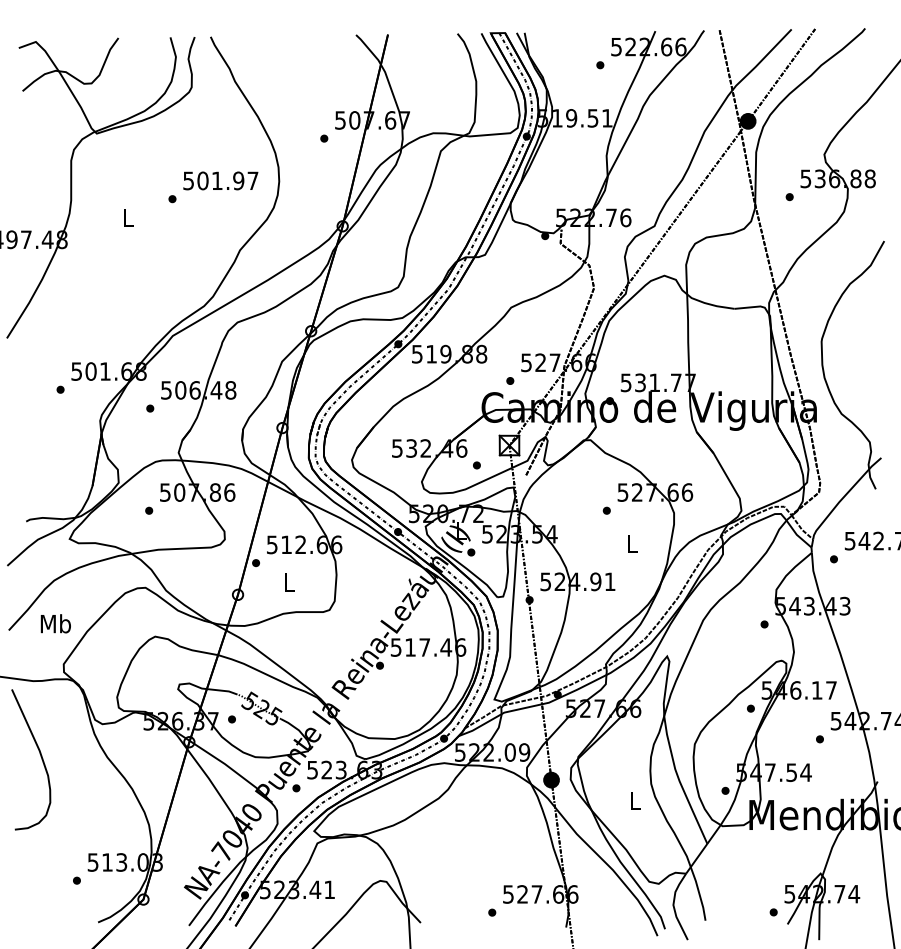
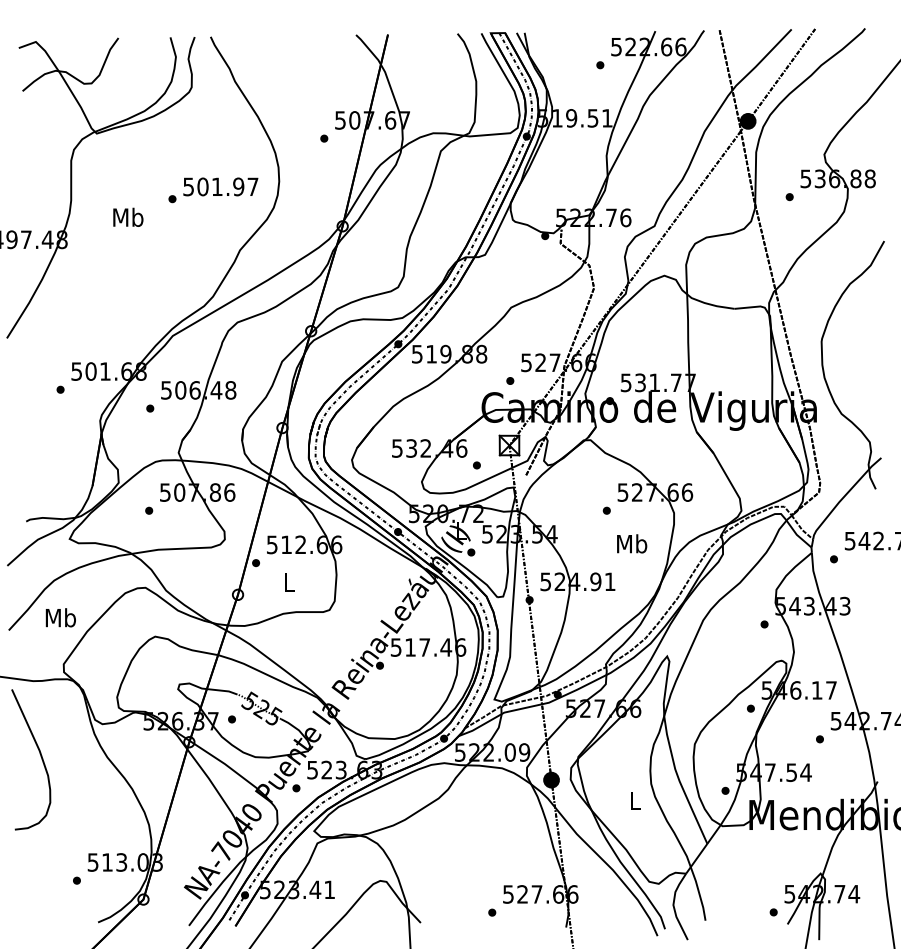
text position: (220, 180) -> (220, 186) (220, 186)
text: L -> Mb (128, 216)
text: L -> Mb (632, 543)
text position: (55, 623) -> (60, 617) (60, 617)
